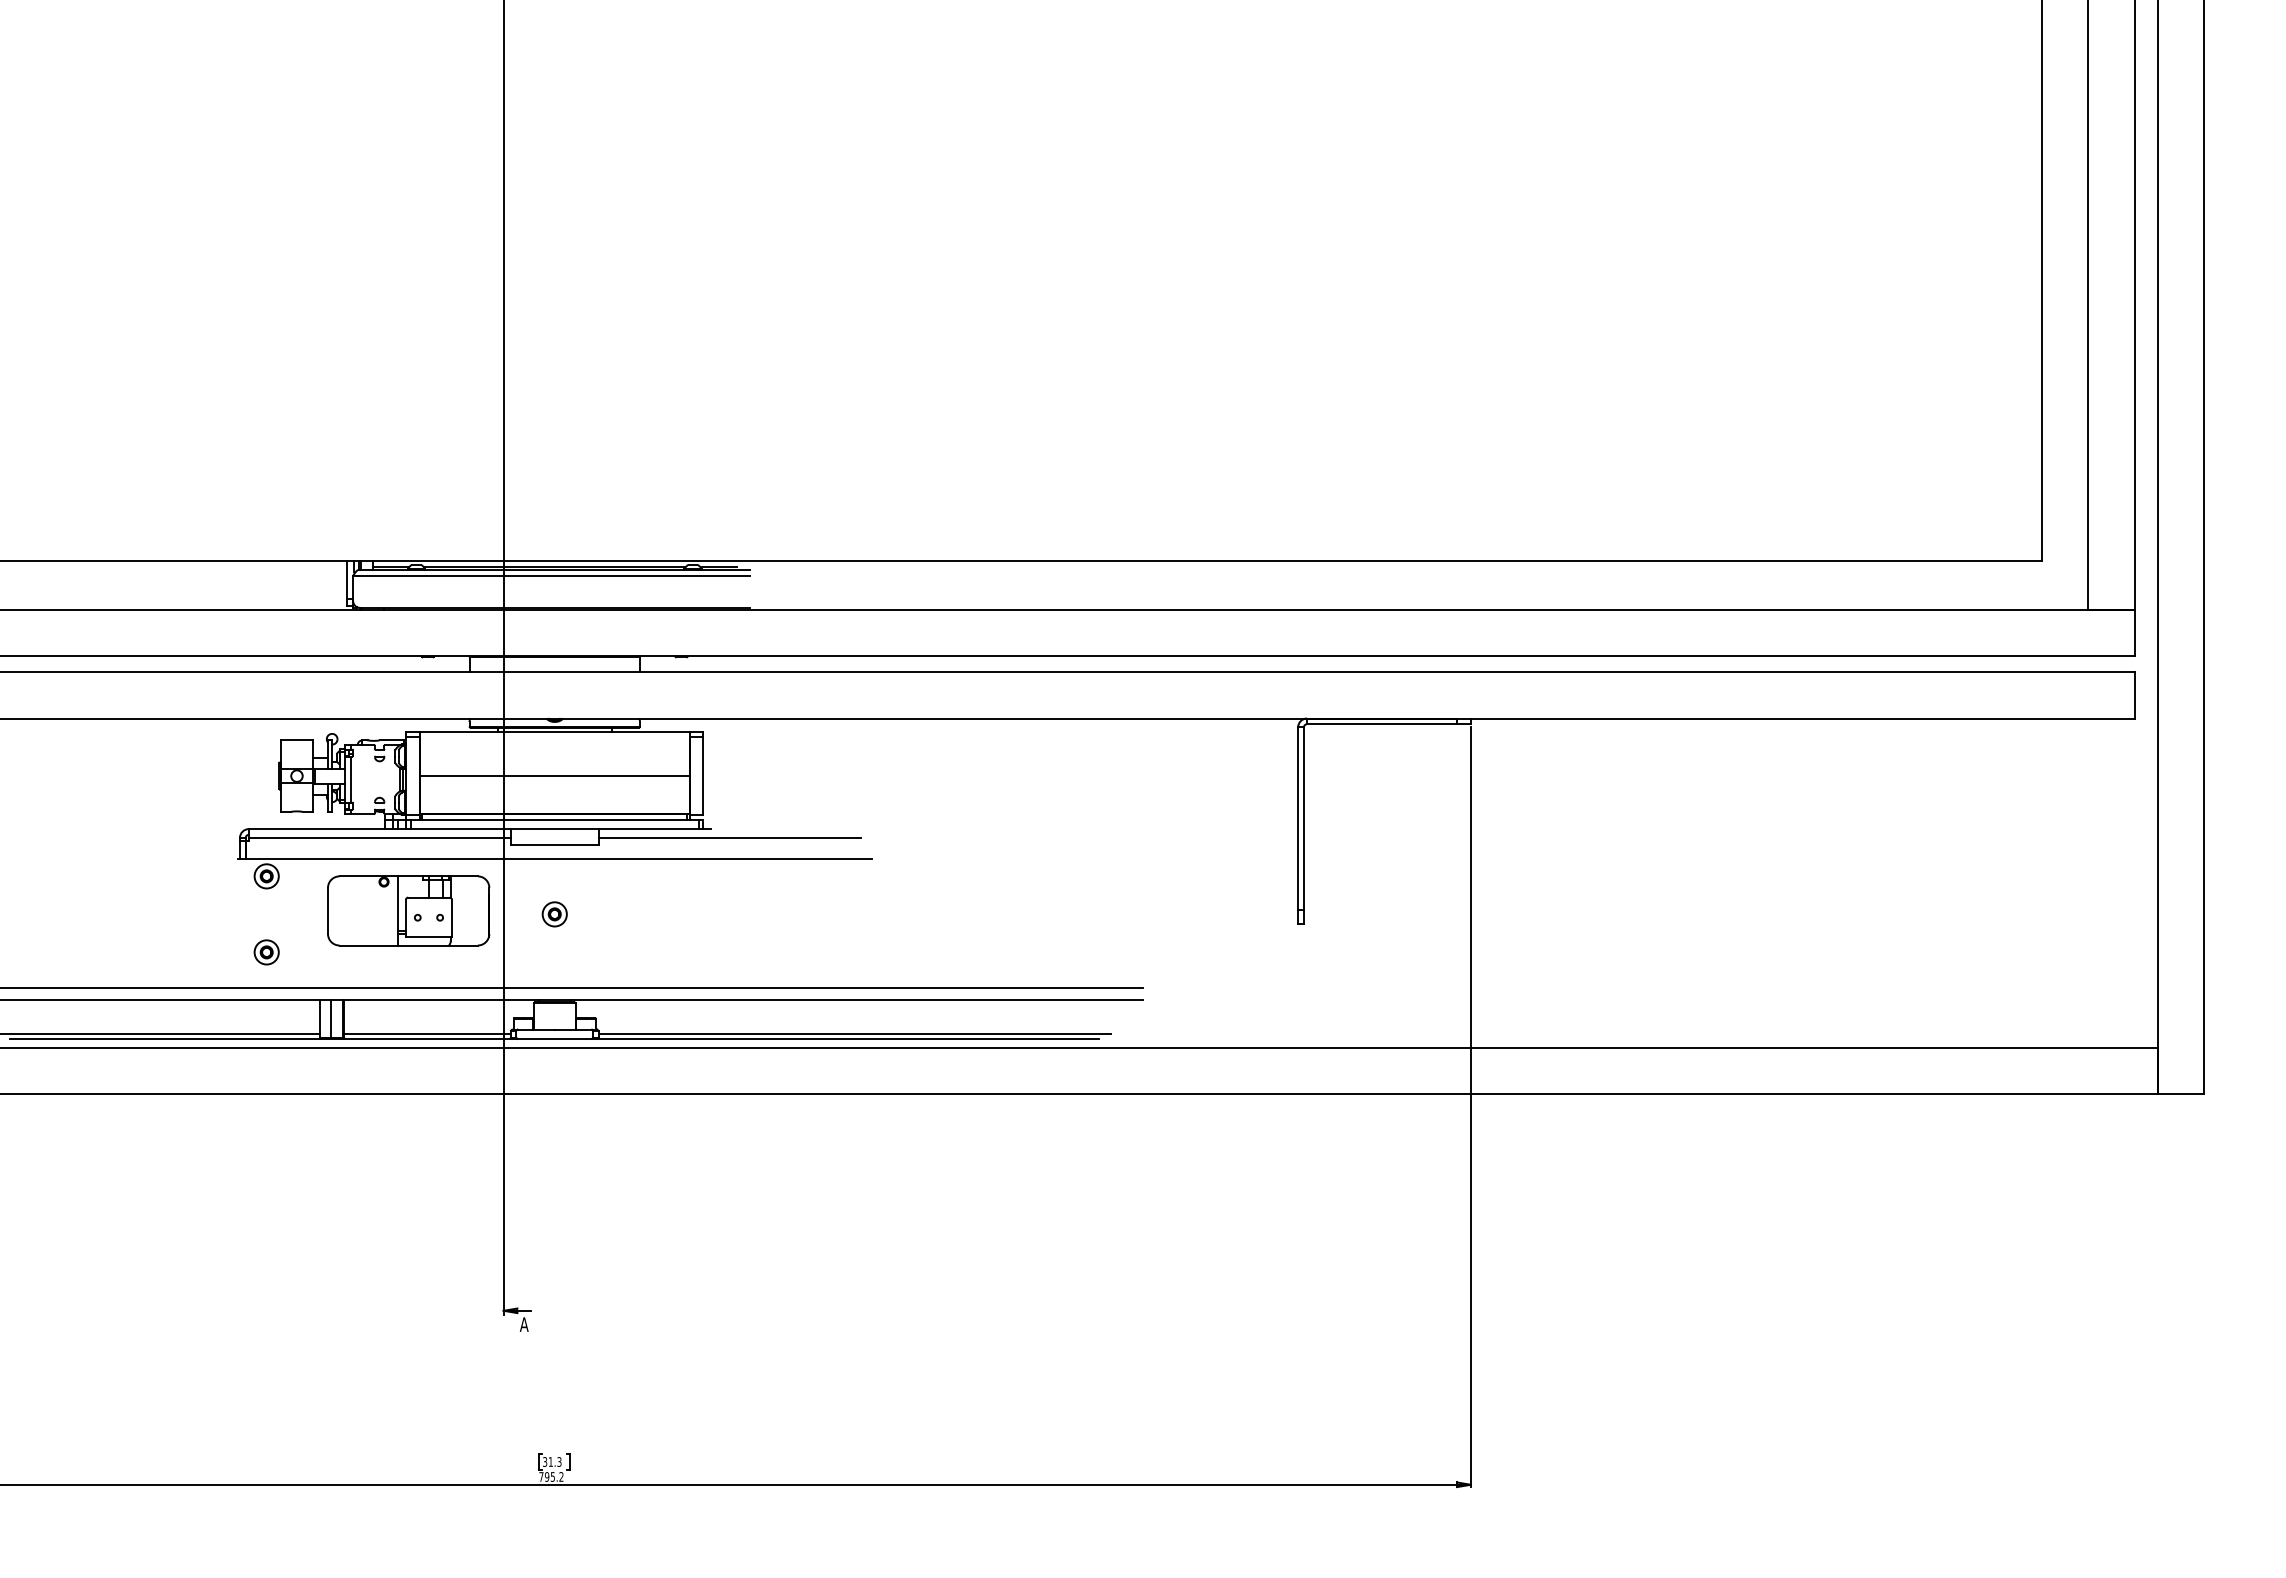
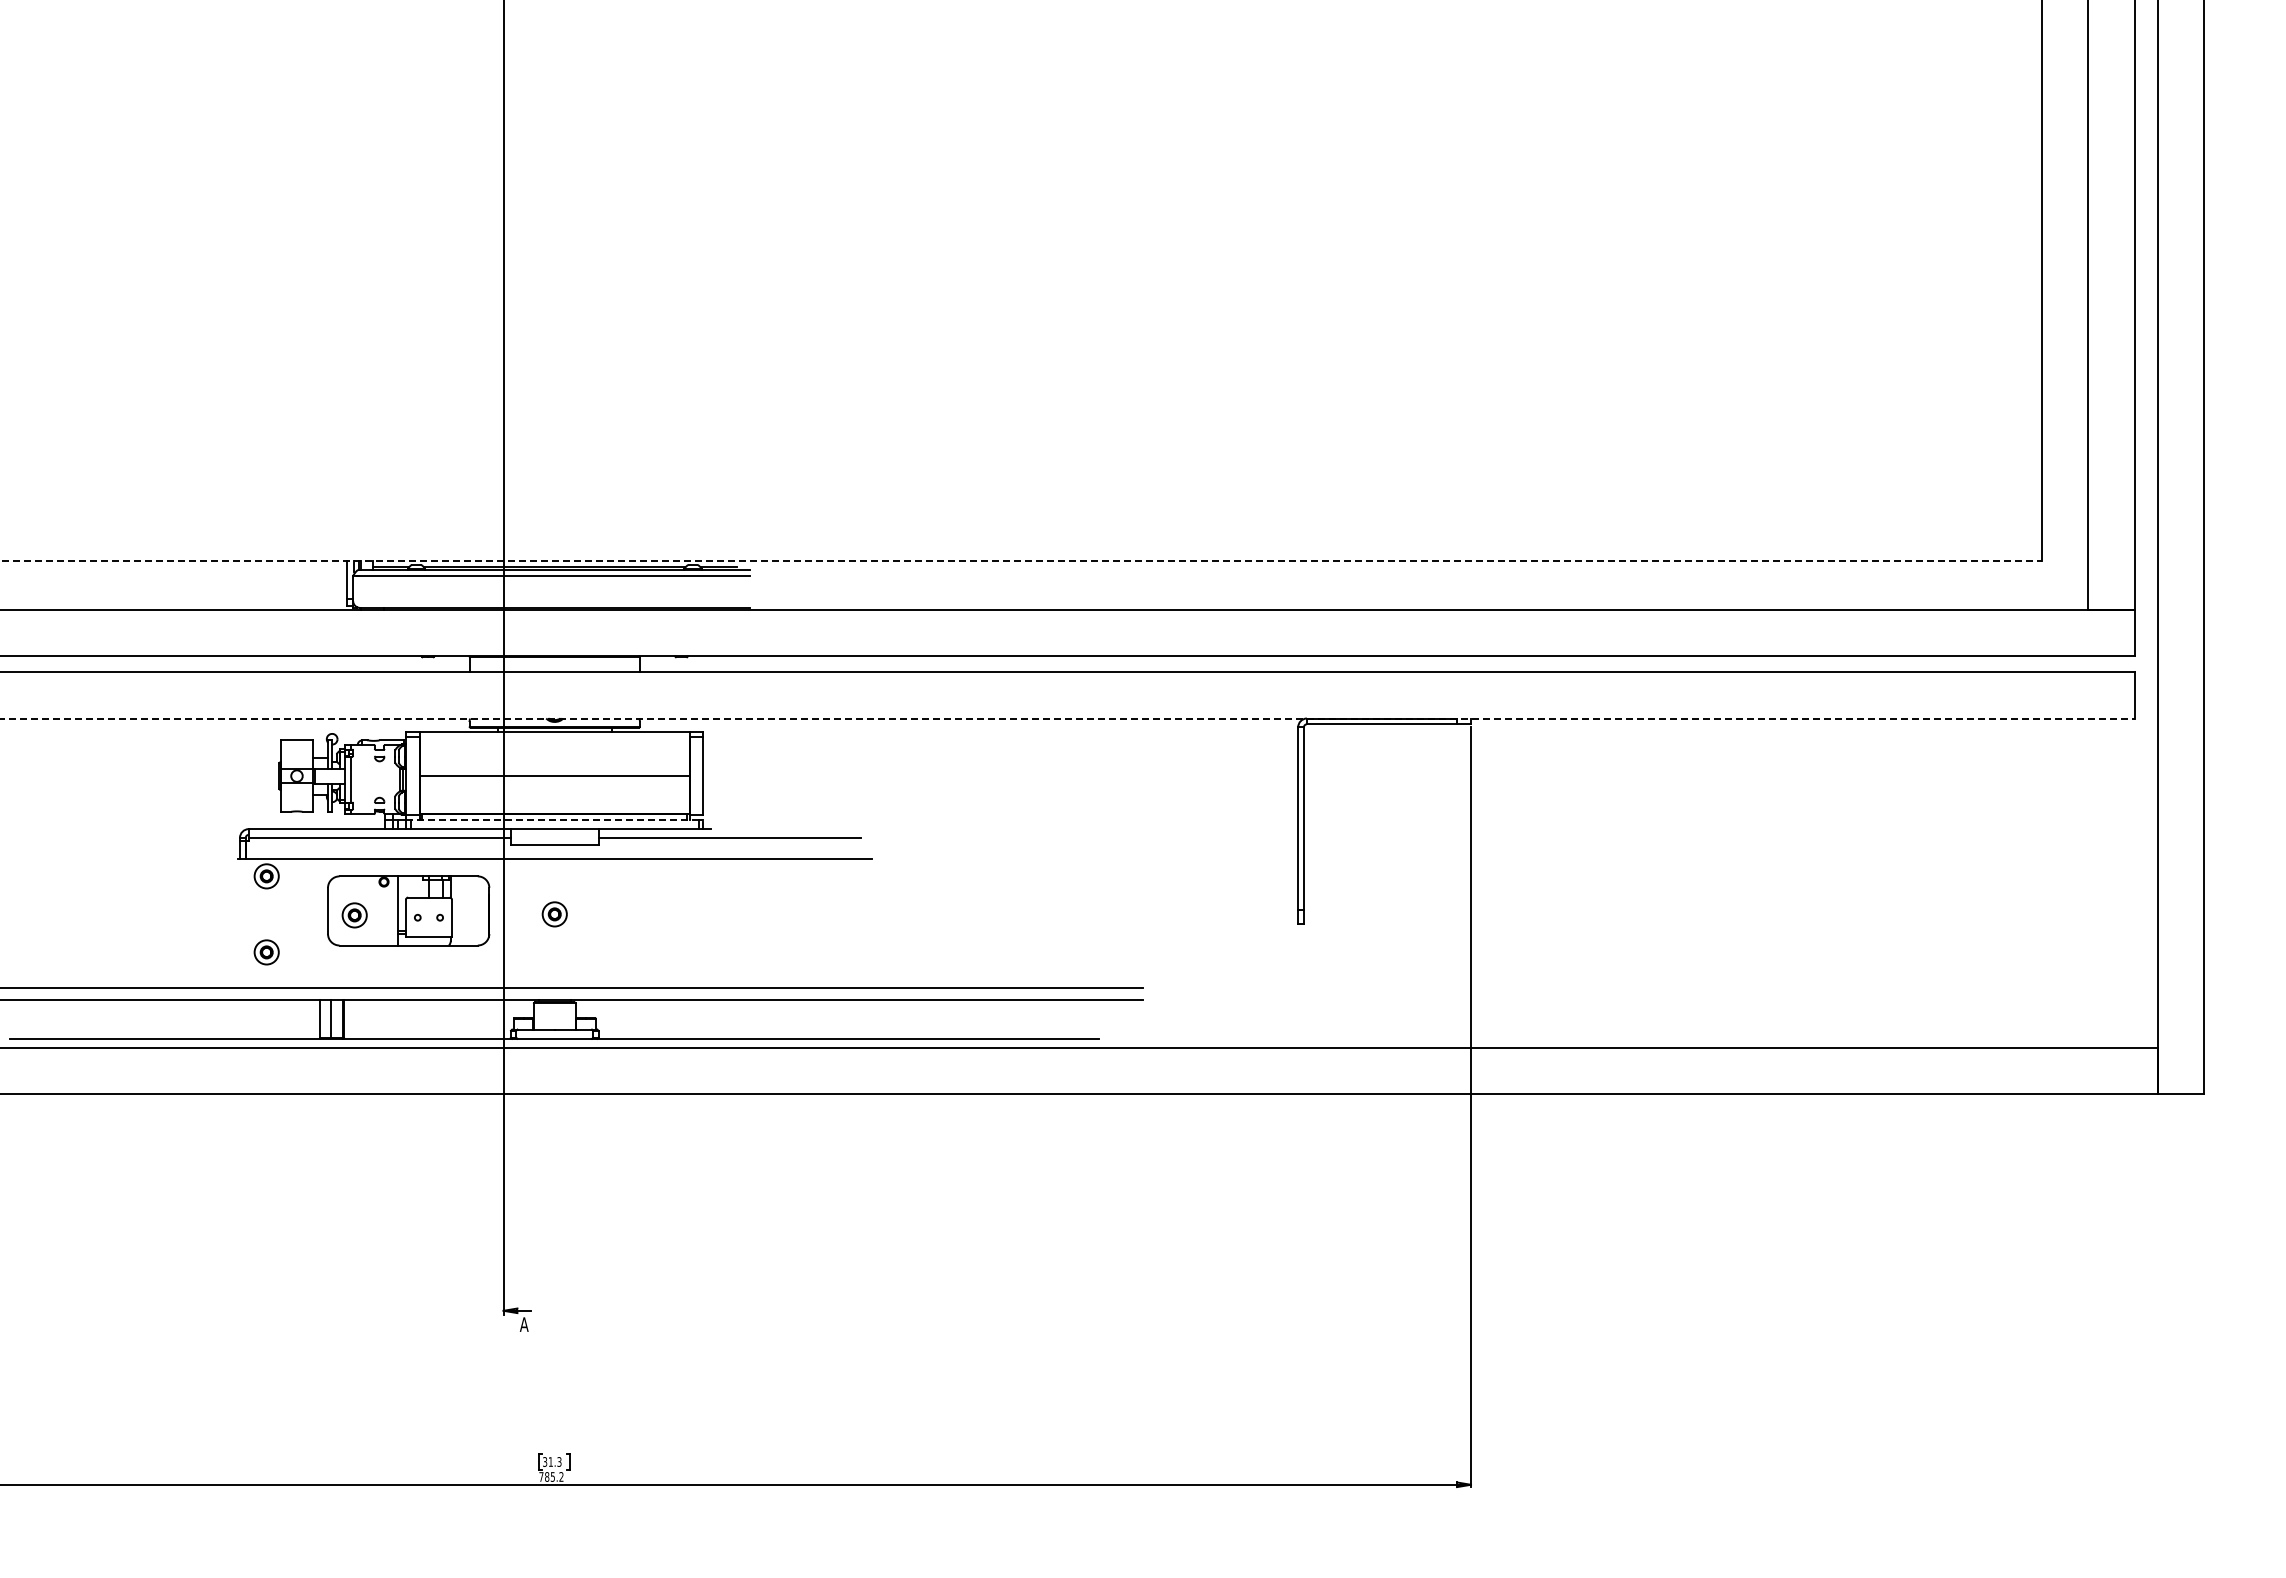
line: solid -> dashed (1021, 561)
line: solid -> dashed (1067, 718)
line: solid -> dashed (554, 819)
part: none -> present (354, 915)
line: present -> none (161, 1033)
line: present -> none (427, 1033)
line: present -> none (854, 1033)
text: 795.2 -> 785.2 (547, 1476)
